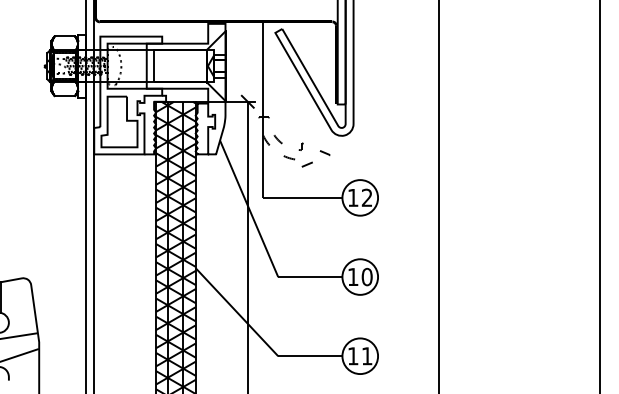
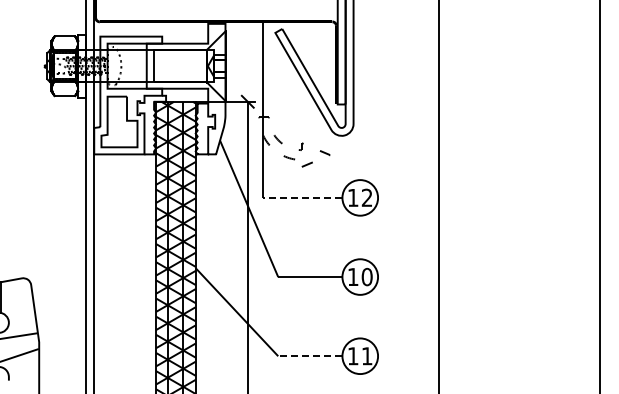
line: solid -> dashed (302, 197)
line: solid -> dashed (309, 356)
